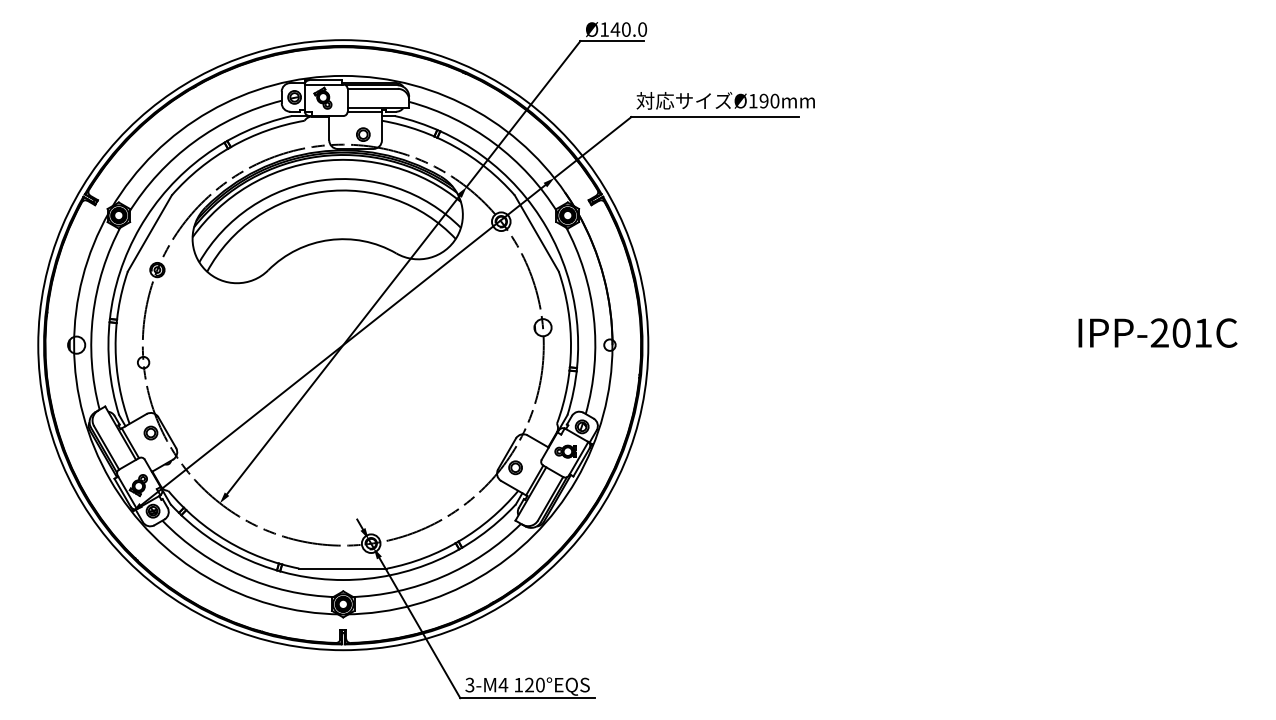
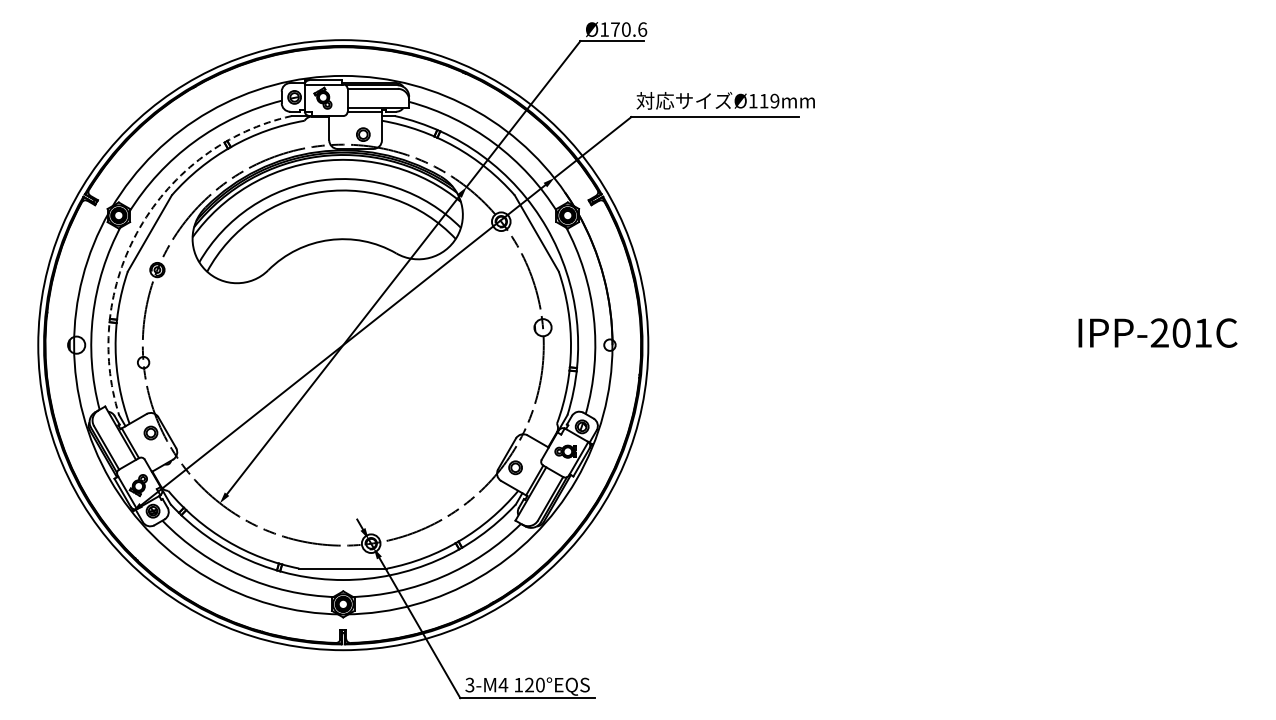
text: Ø140.0 -> Ø170.6 (628, 29)
text: Ø190mm -> Ø119mm (769, 100)
arc: solid -> dashed (139, 227)
